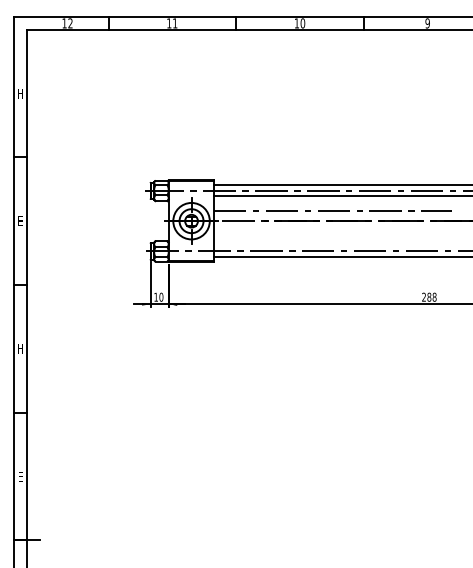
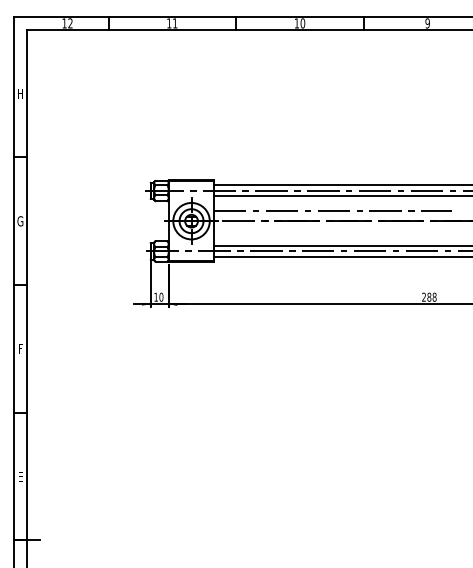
text: E -> G (20, 221)
line: none -> present (341, 246)
text: H -> F (20, 348)
